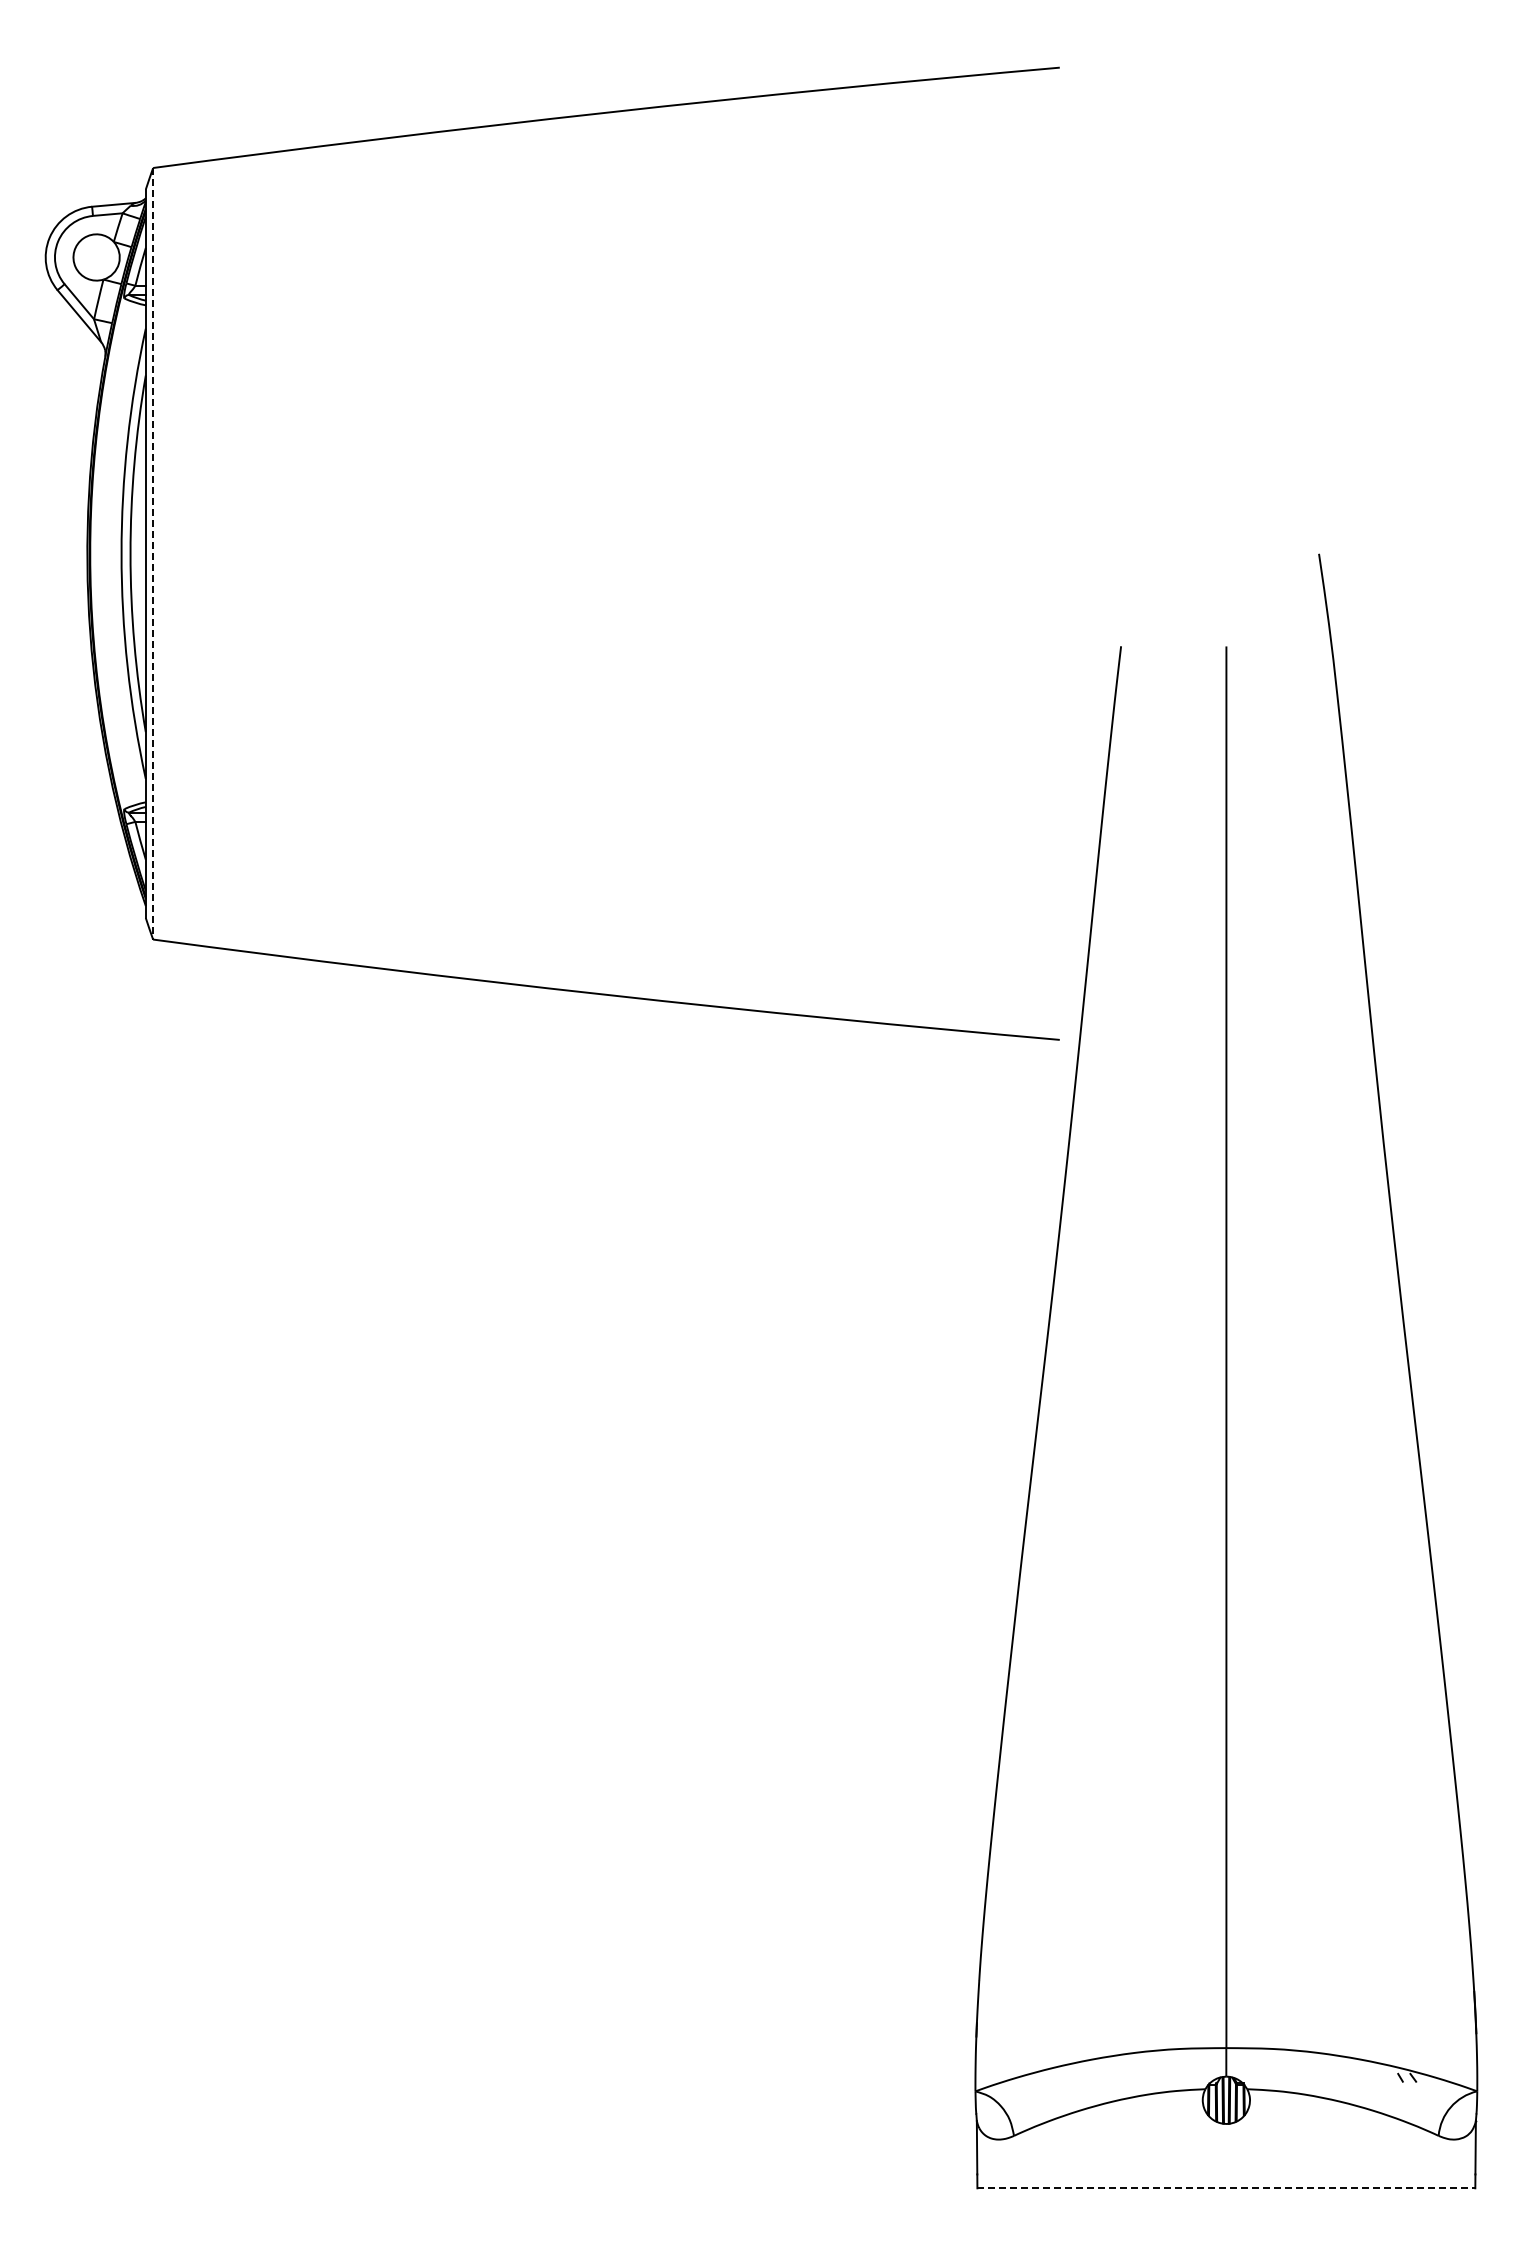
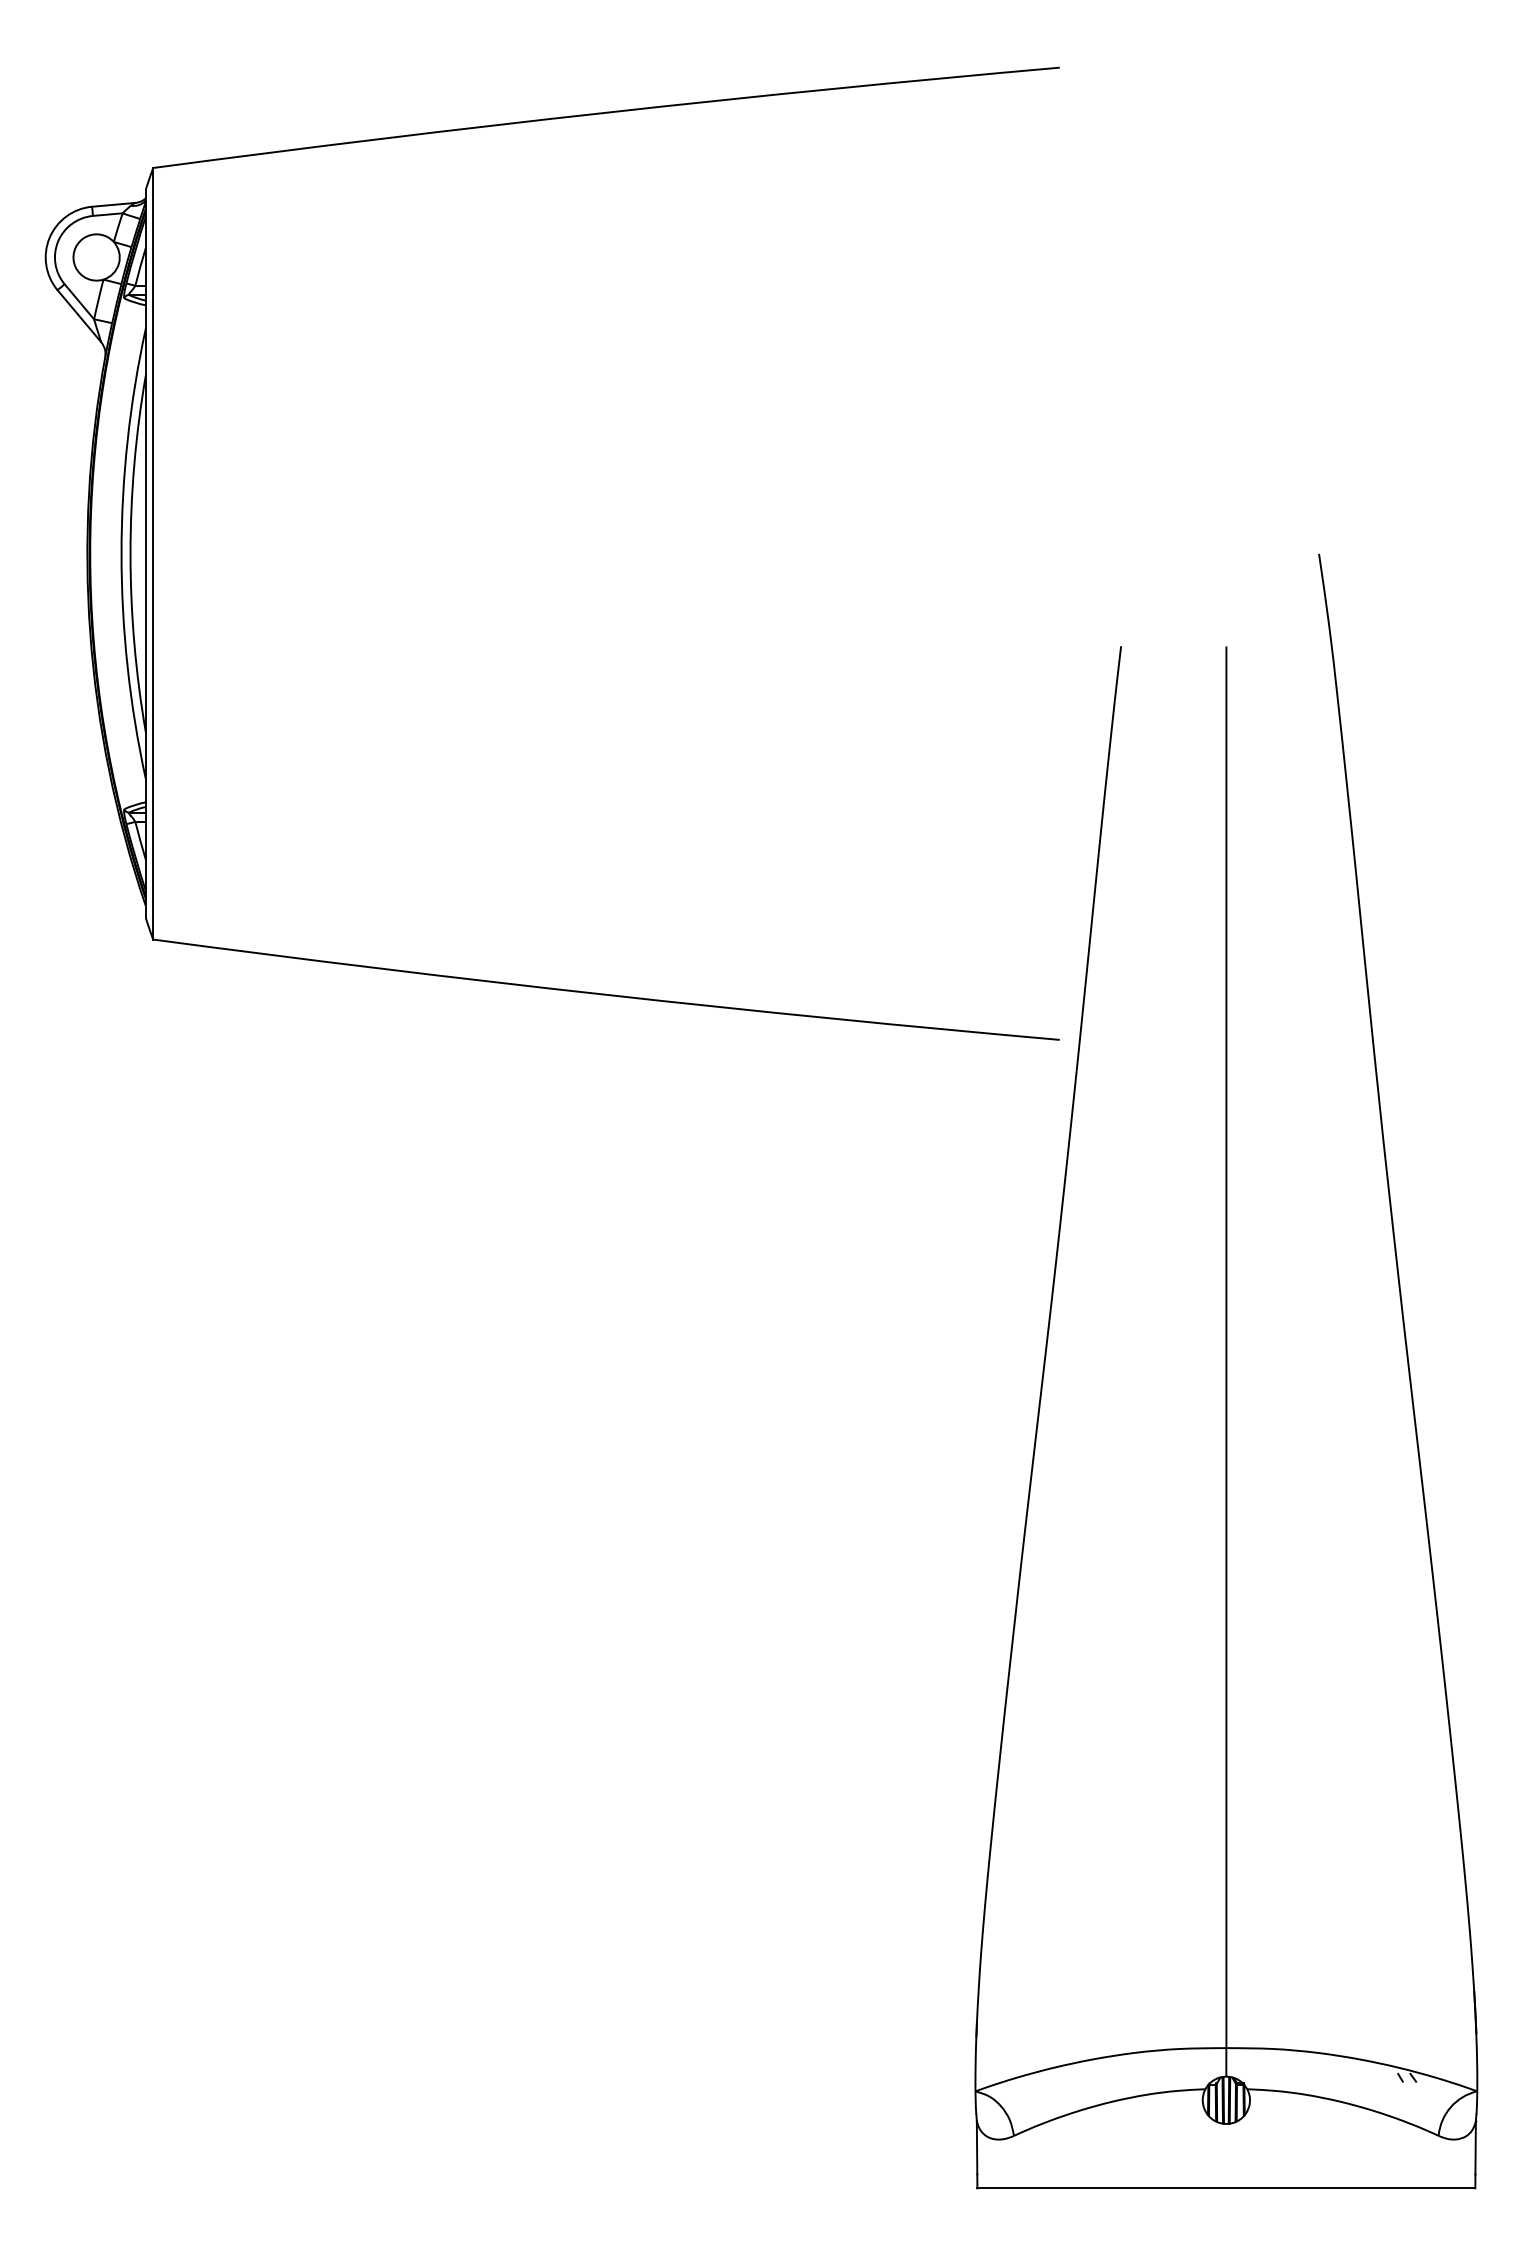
line: dashed -> solid (153, 553)
line: dashed -> solid (1226, 2188)
